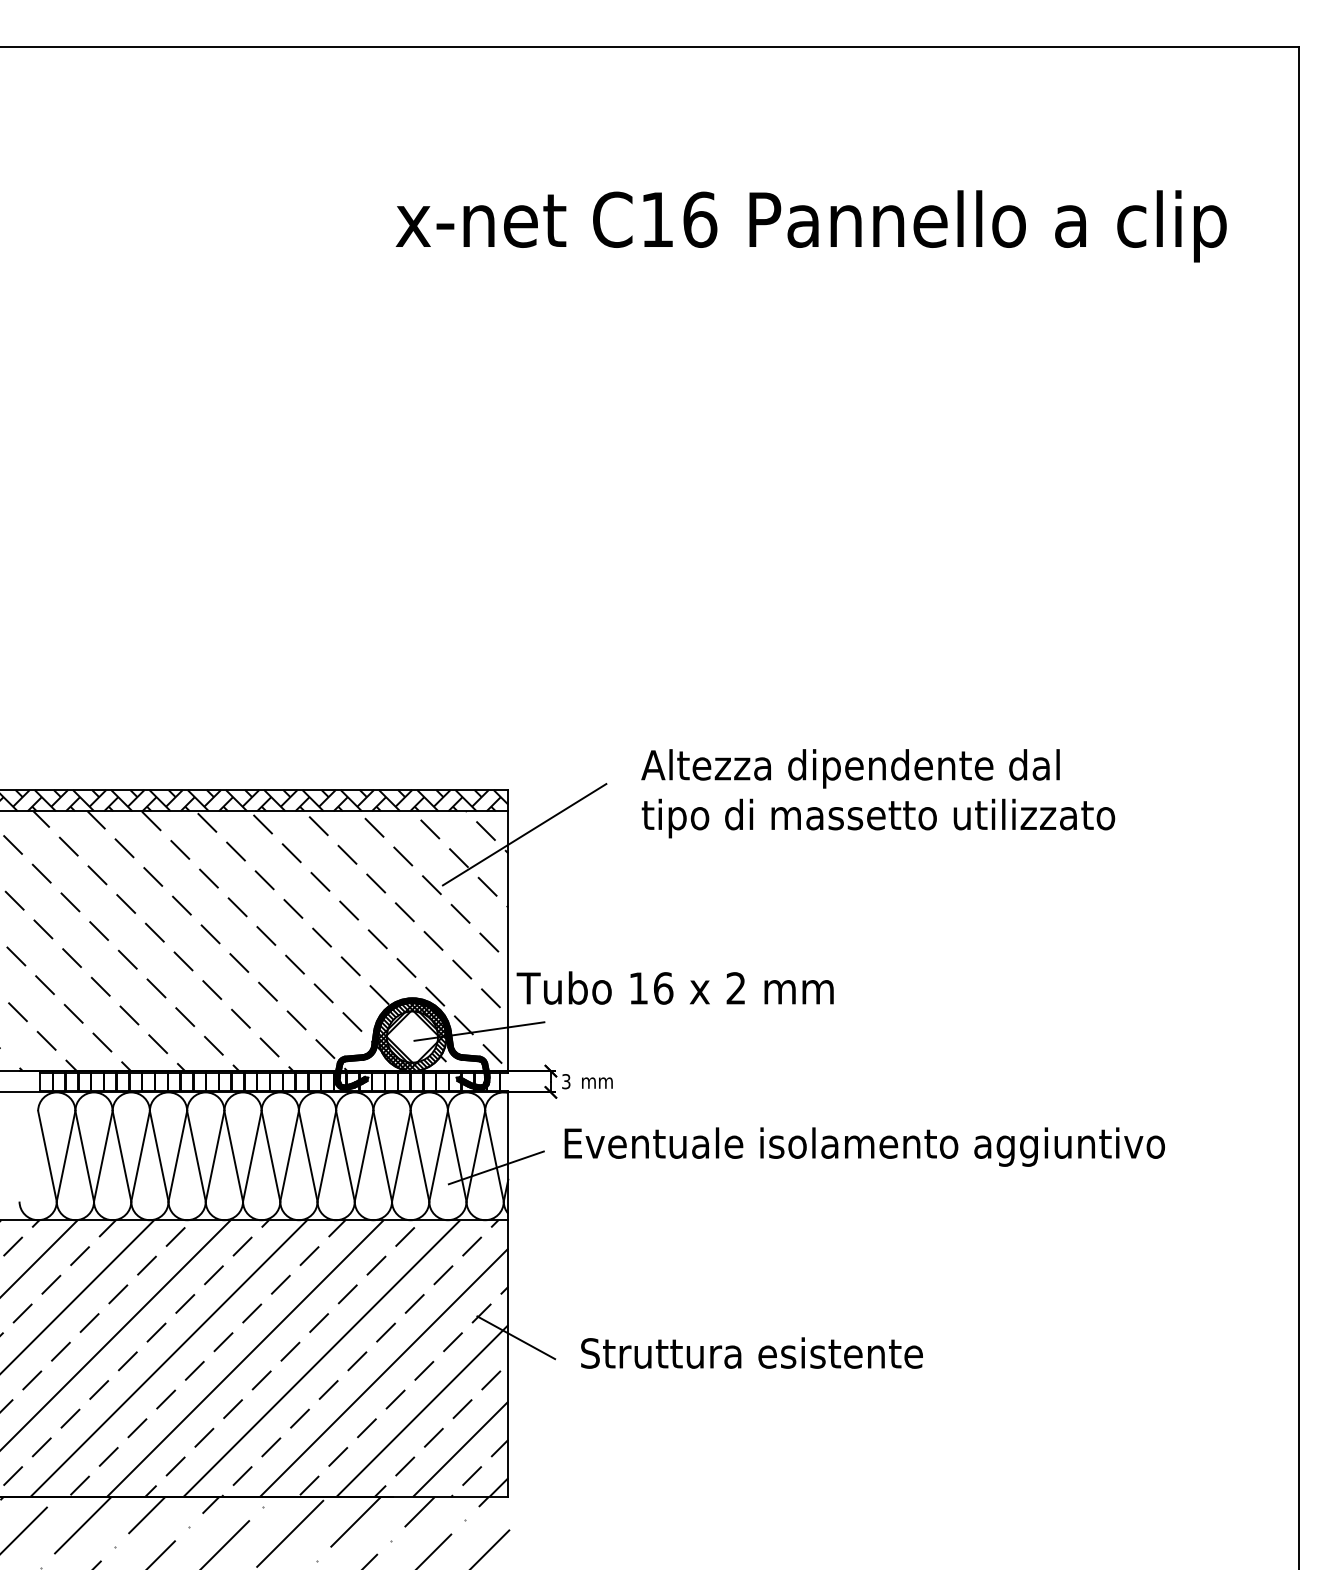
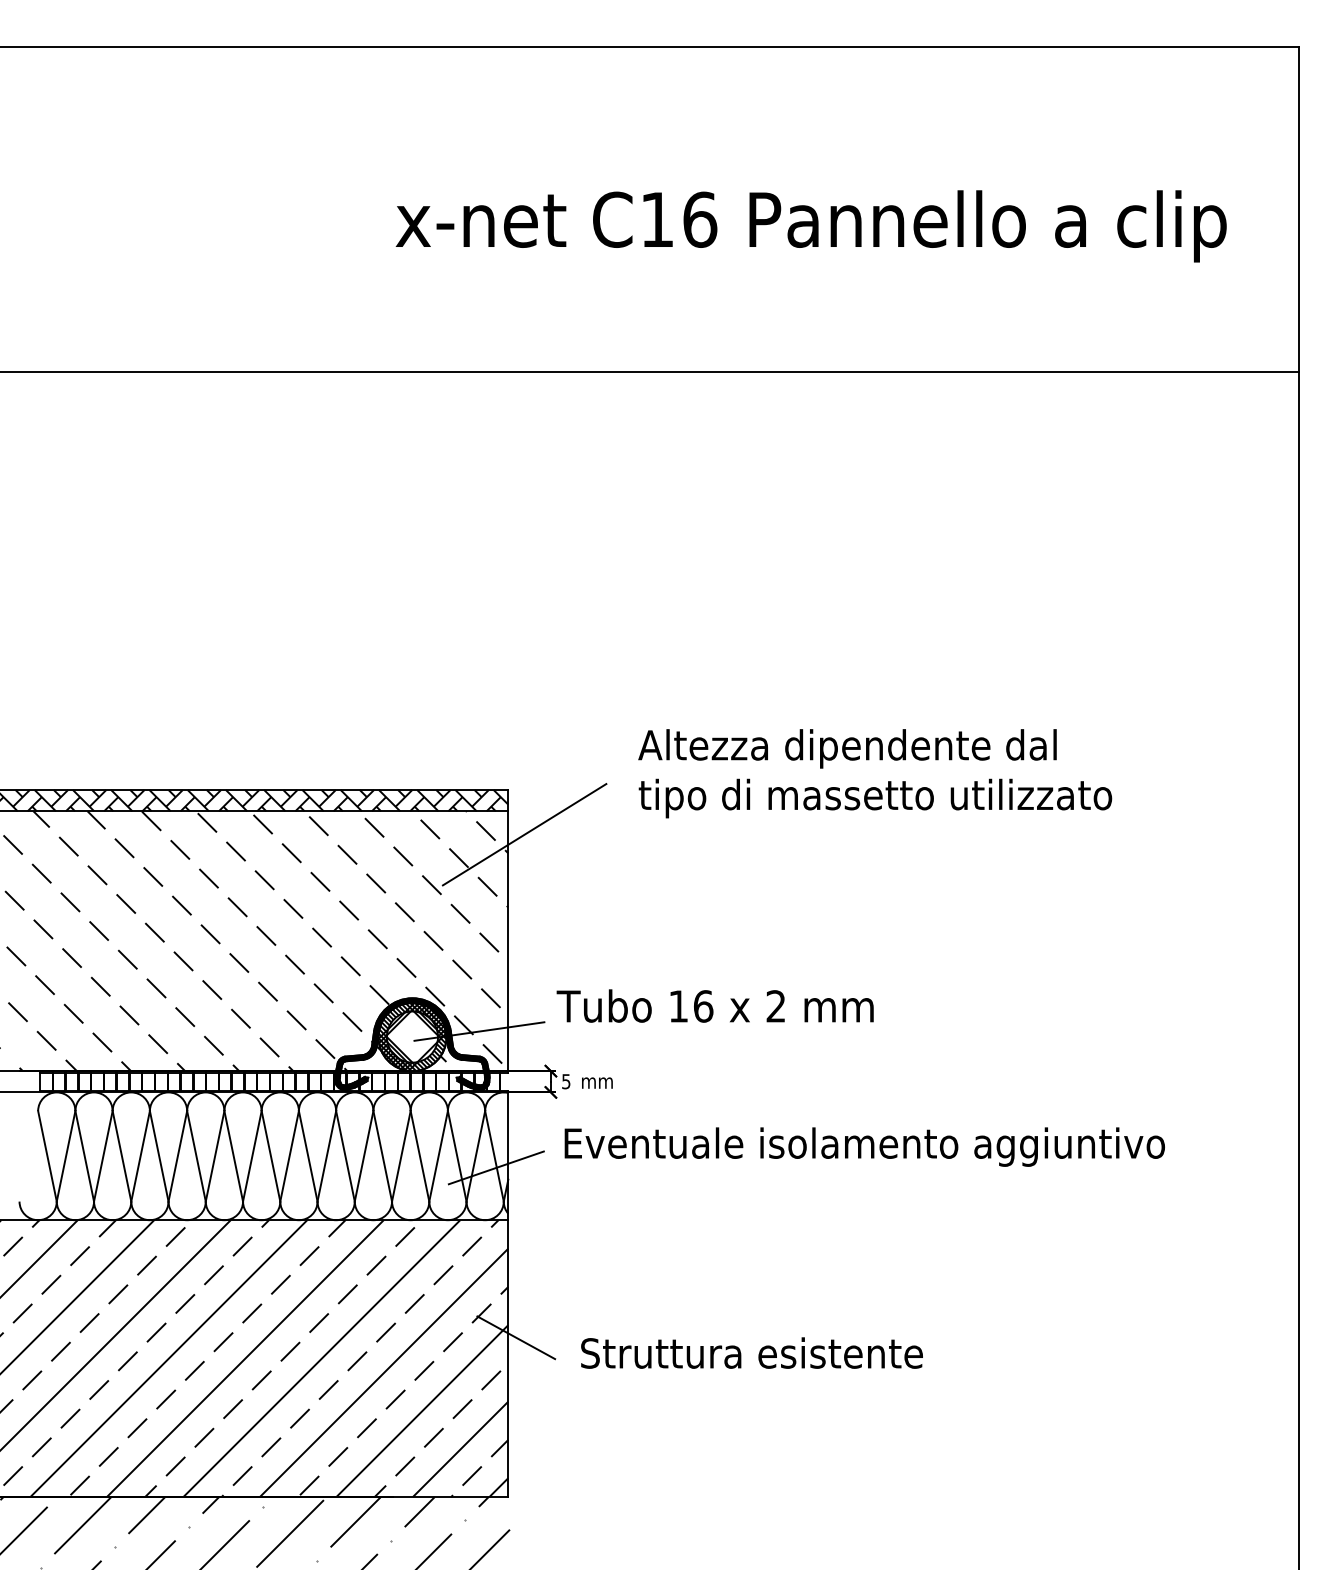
line: none -> present (650, 371)
text position: (878, 793) -> (875, 773) (875, 773)
text position: (674, 987) -> (714, 1005) (714, 1005)
text: 3 -> 5 (566, 1081)
